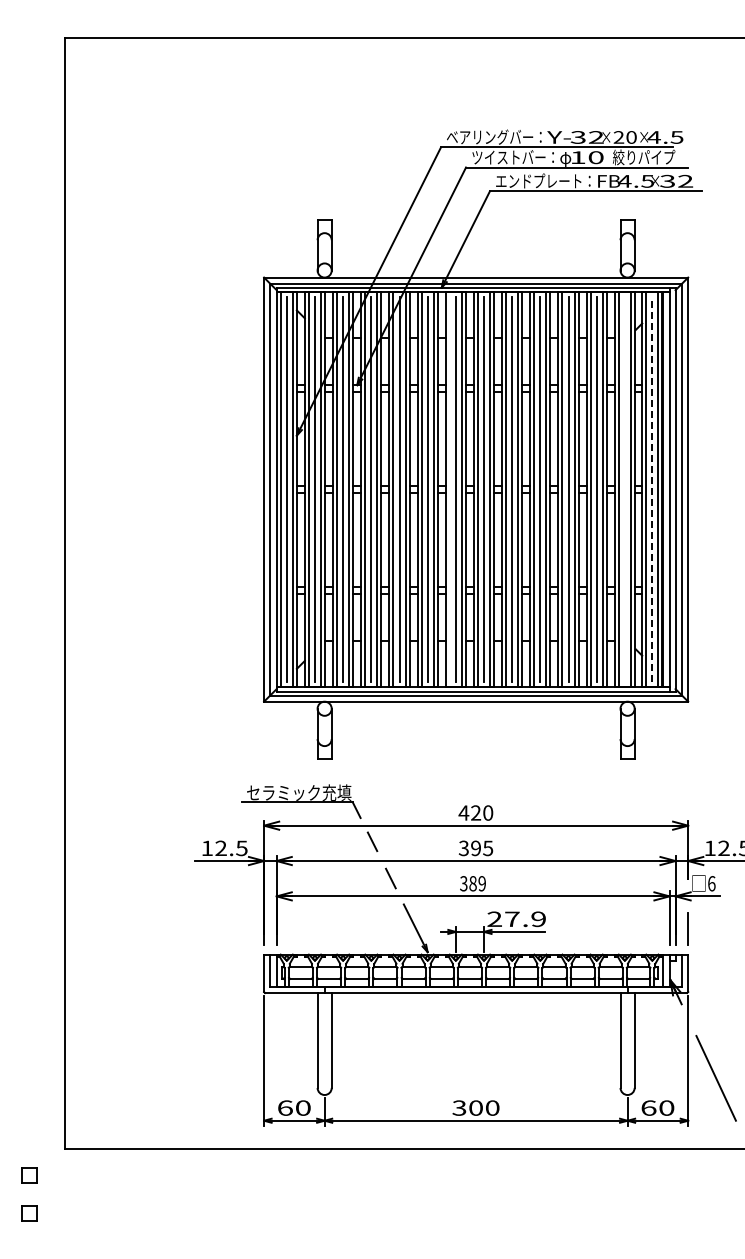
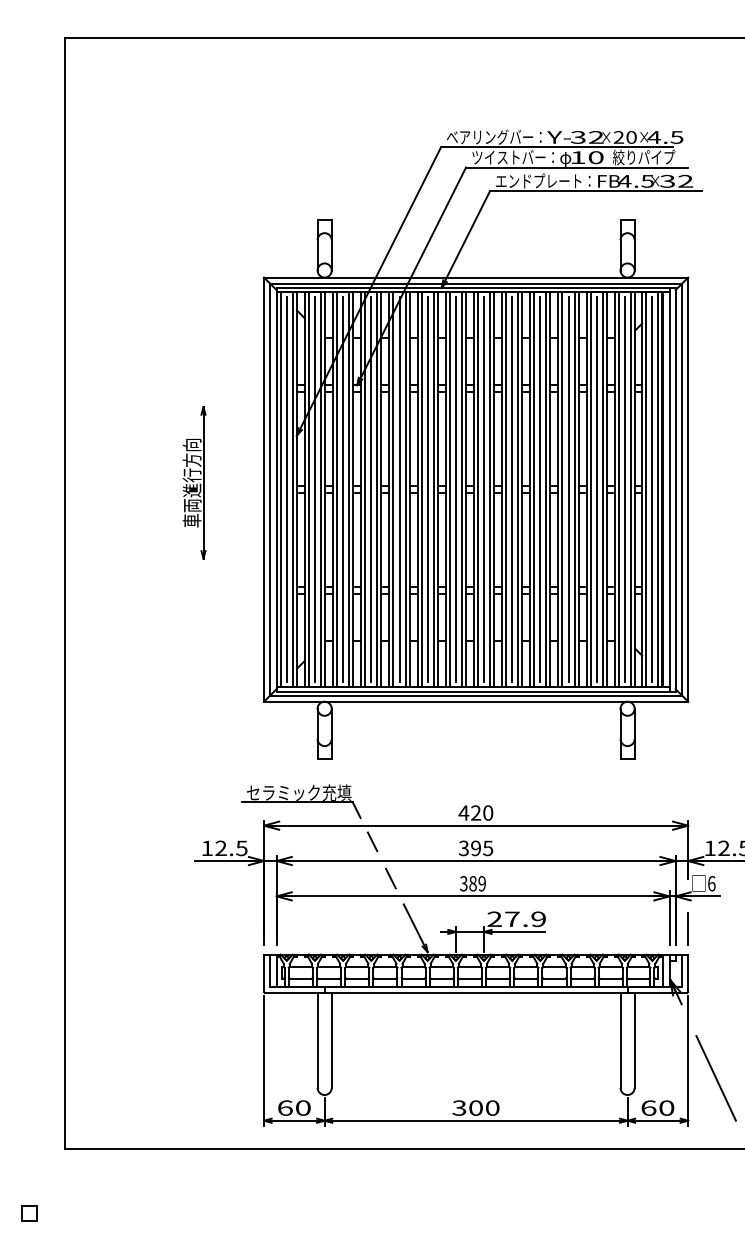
part: none -> present (194, 482)
line: none -> present (449, 489)
line: none -> present (624, 489)
line: dashed -> solid (652, 489)
part: present -> none (29, 1175)
